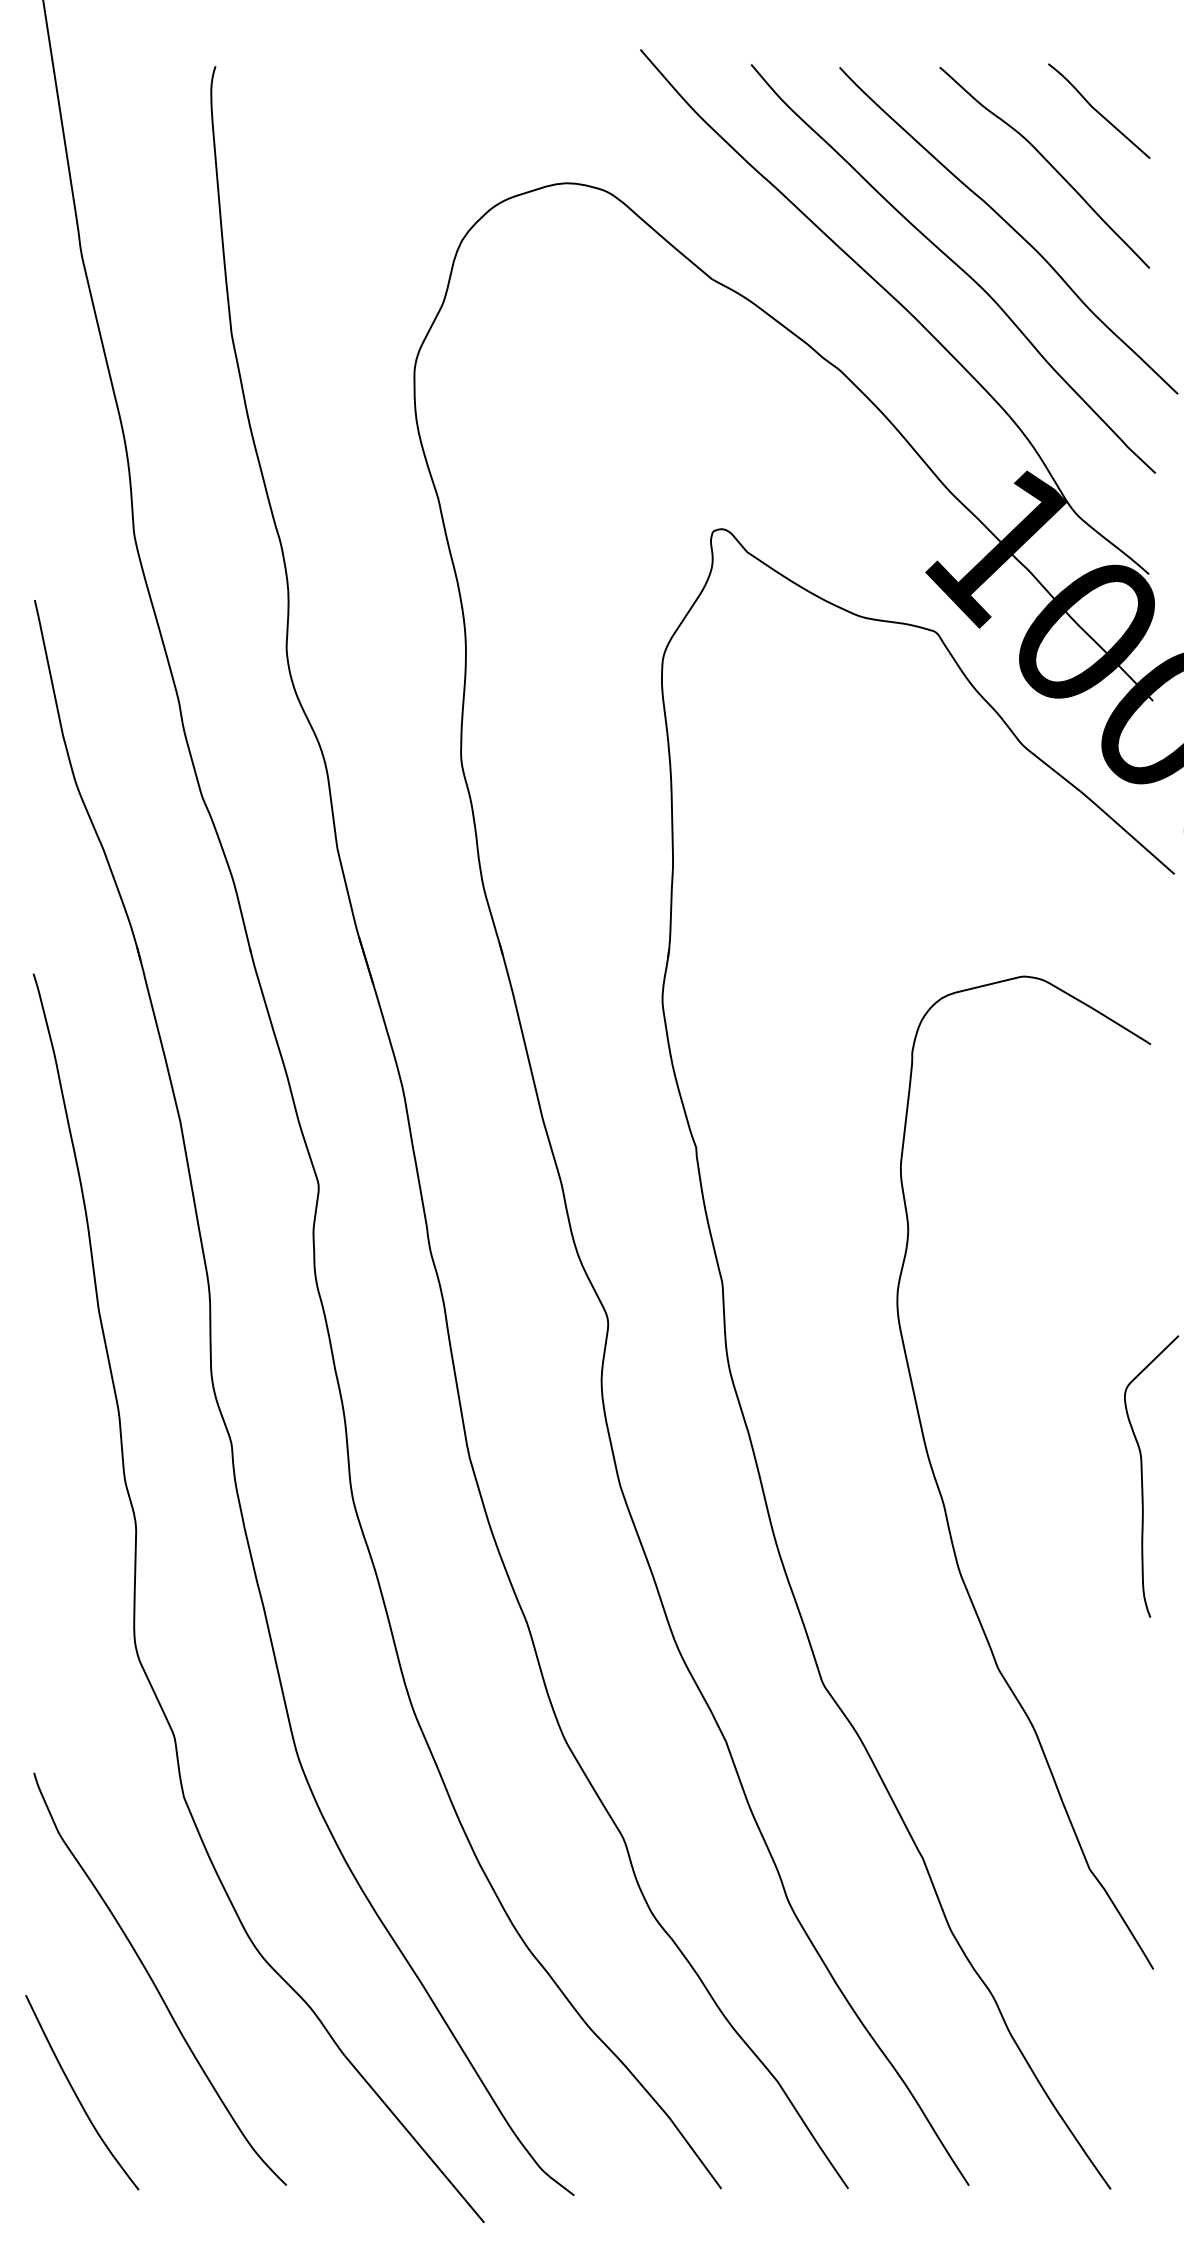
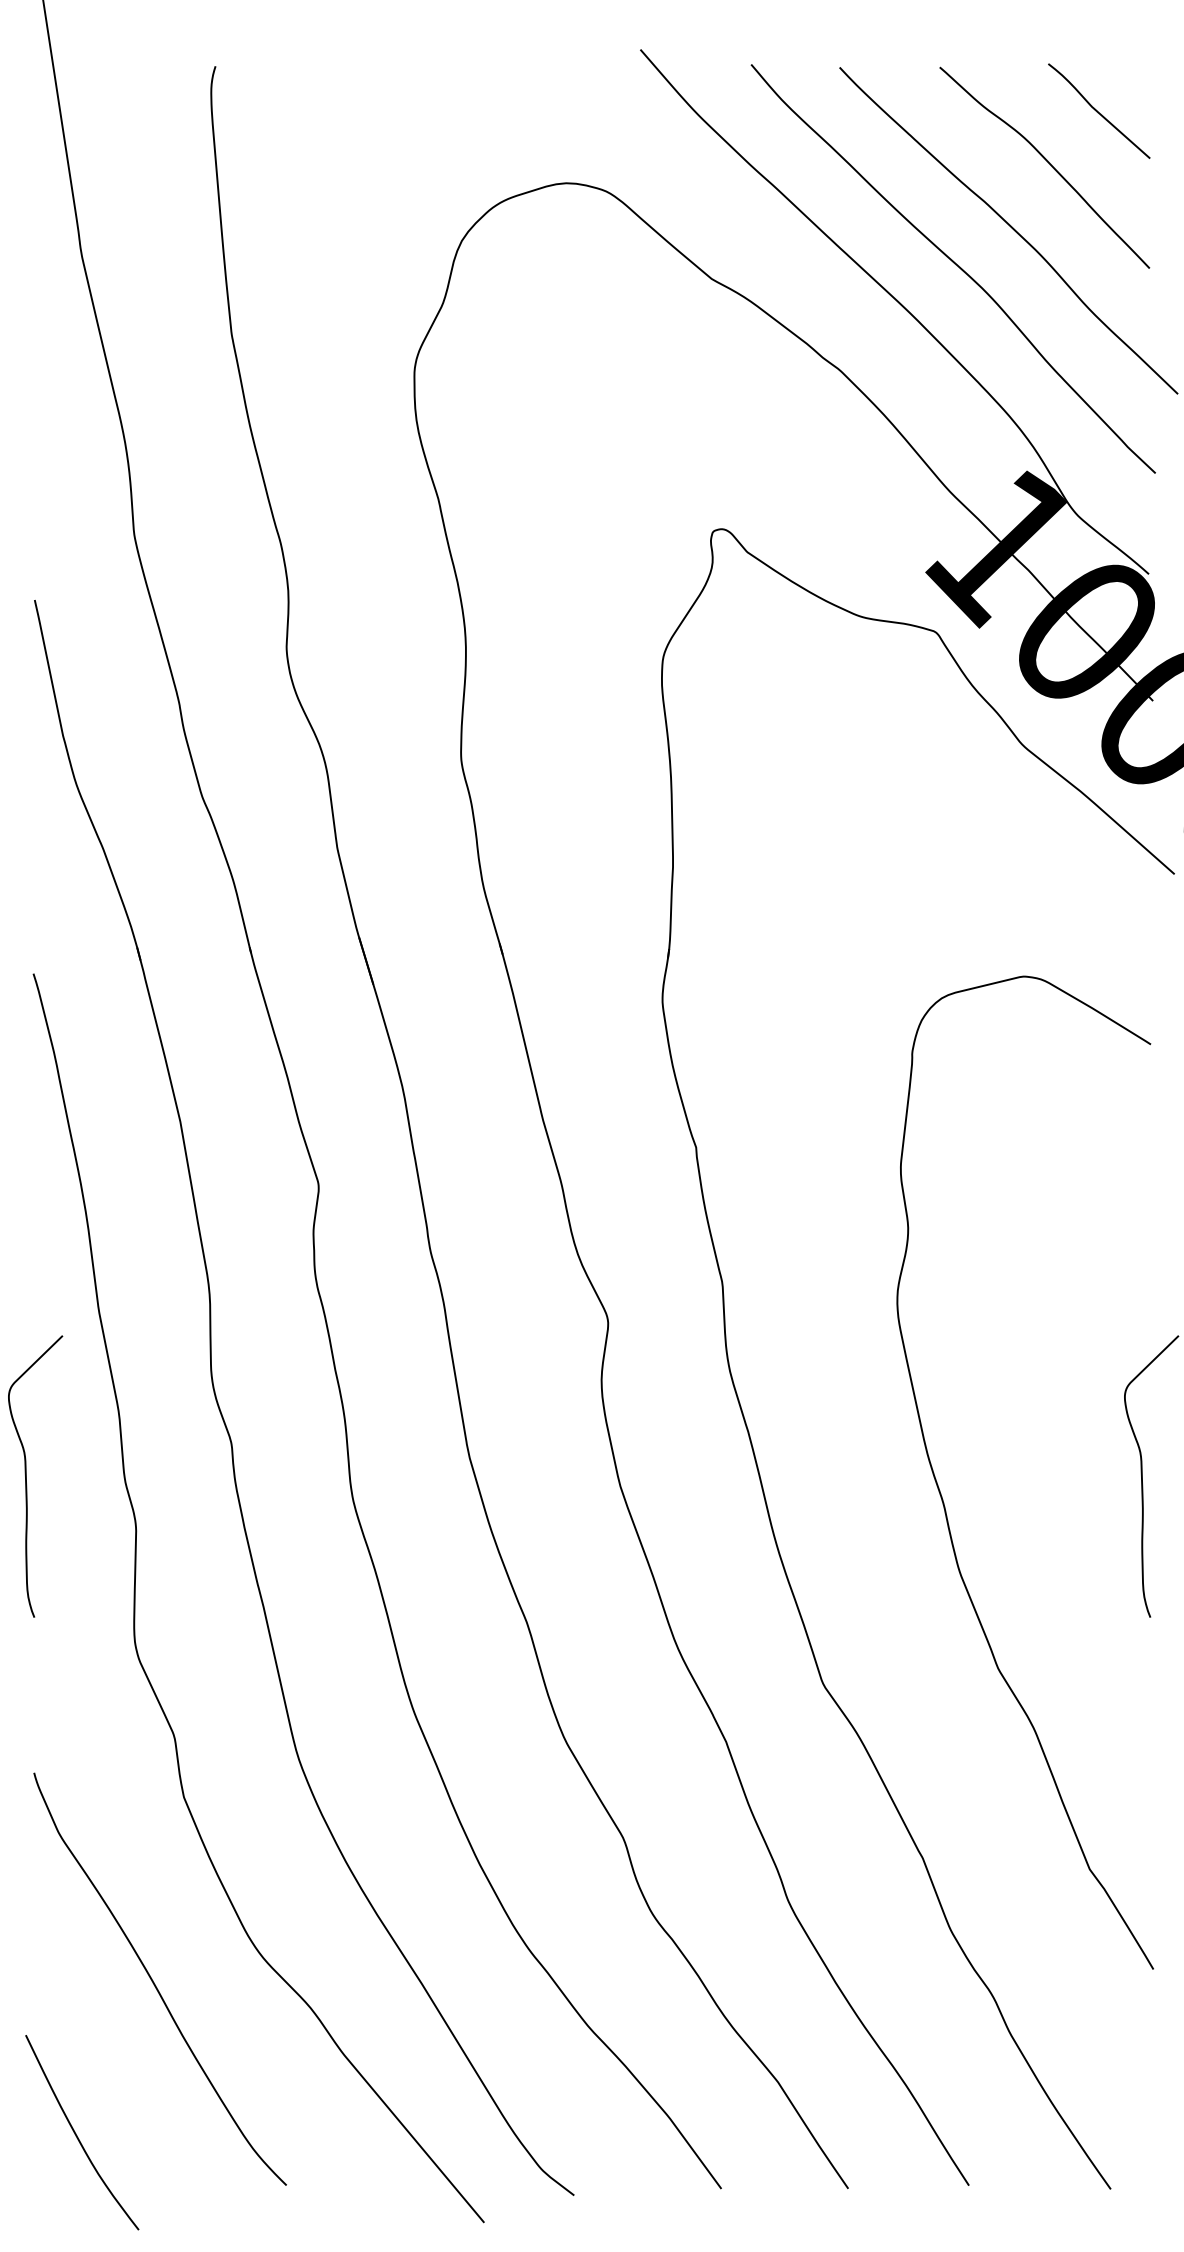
curve: none -> present (26, 1476)
curve position: (77, 2095) -> (77, 2135) (77, 2135)
